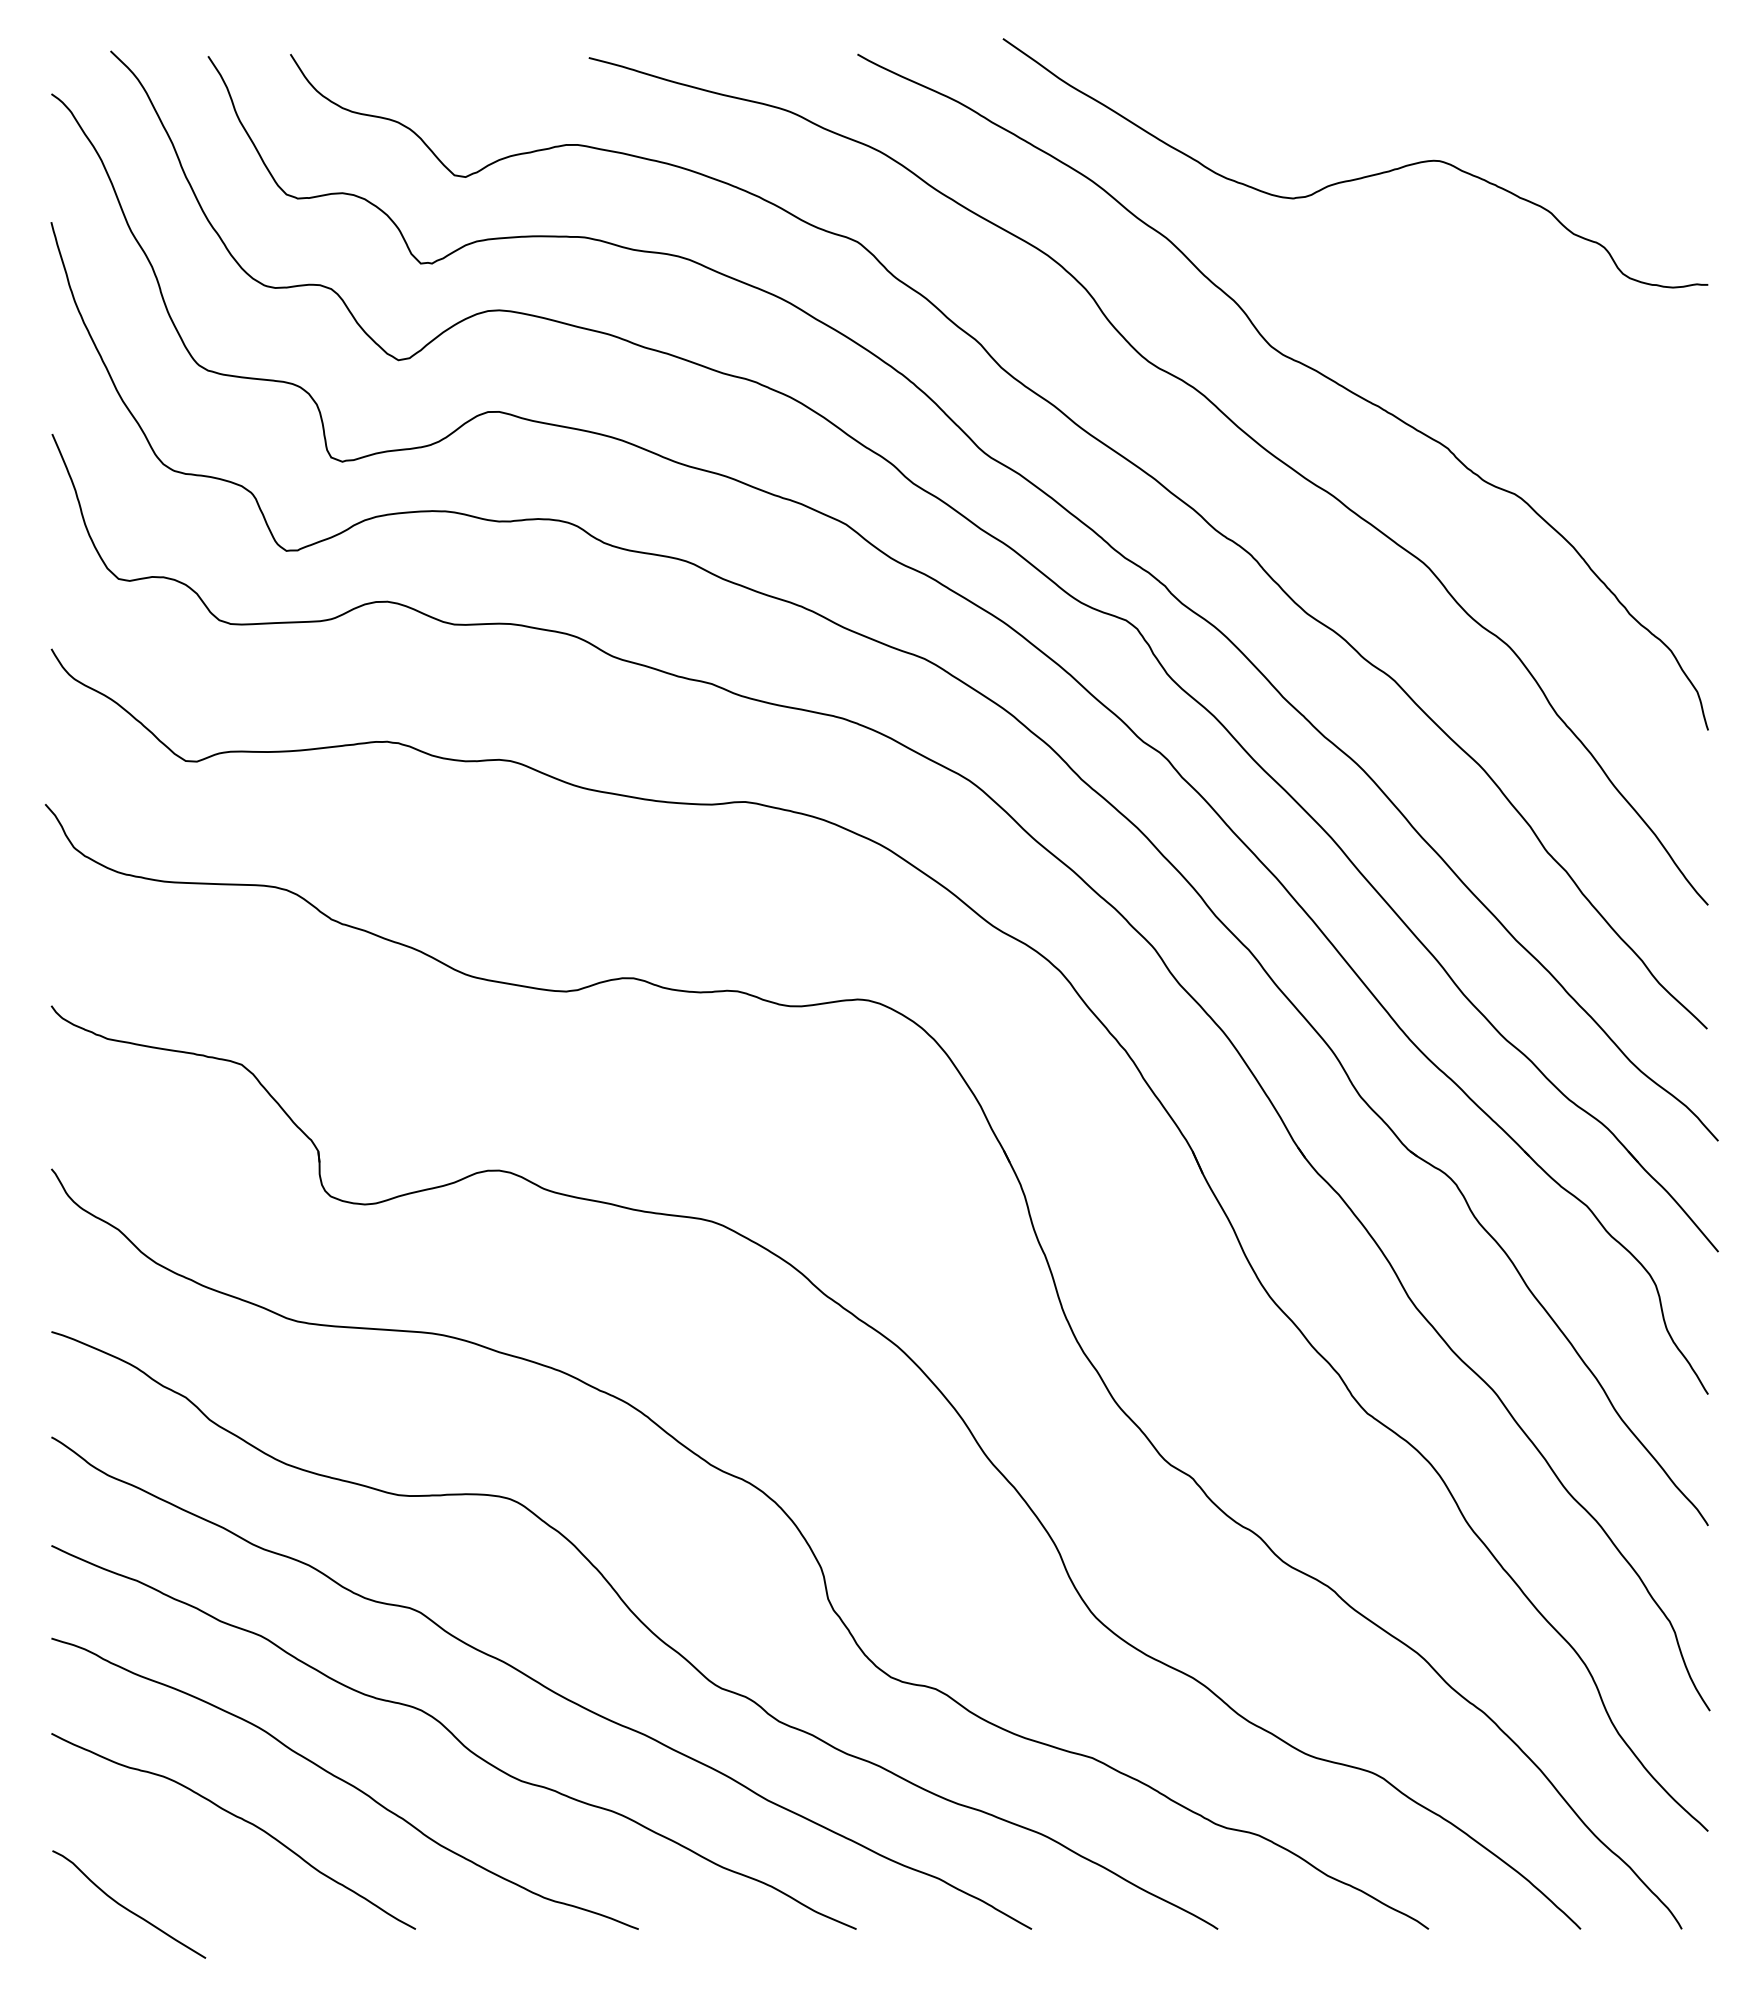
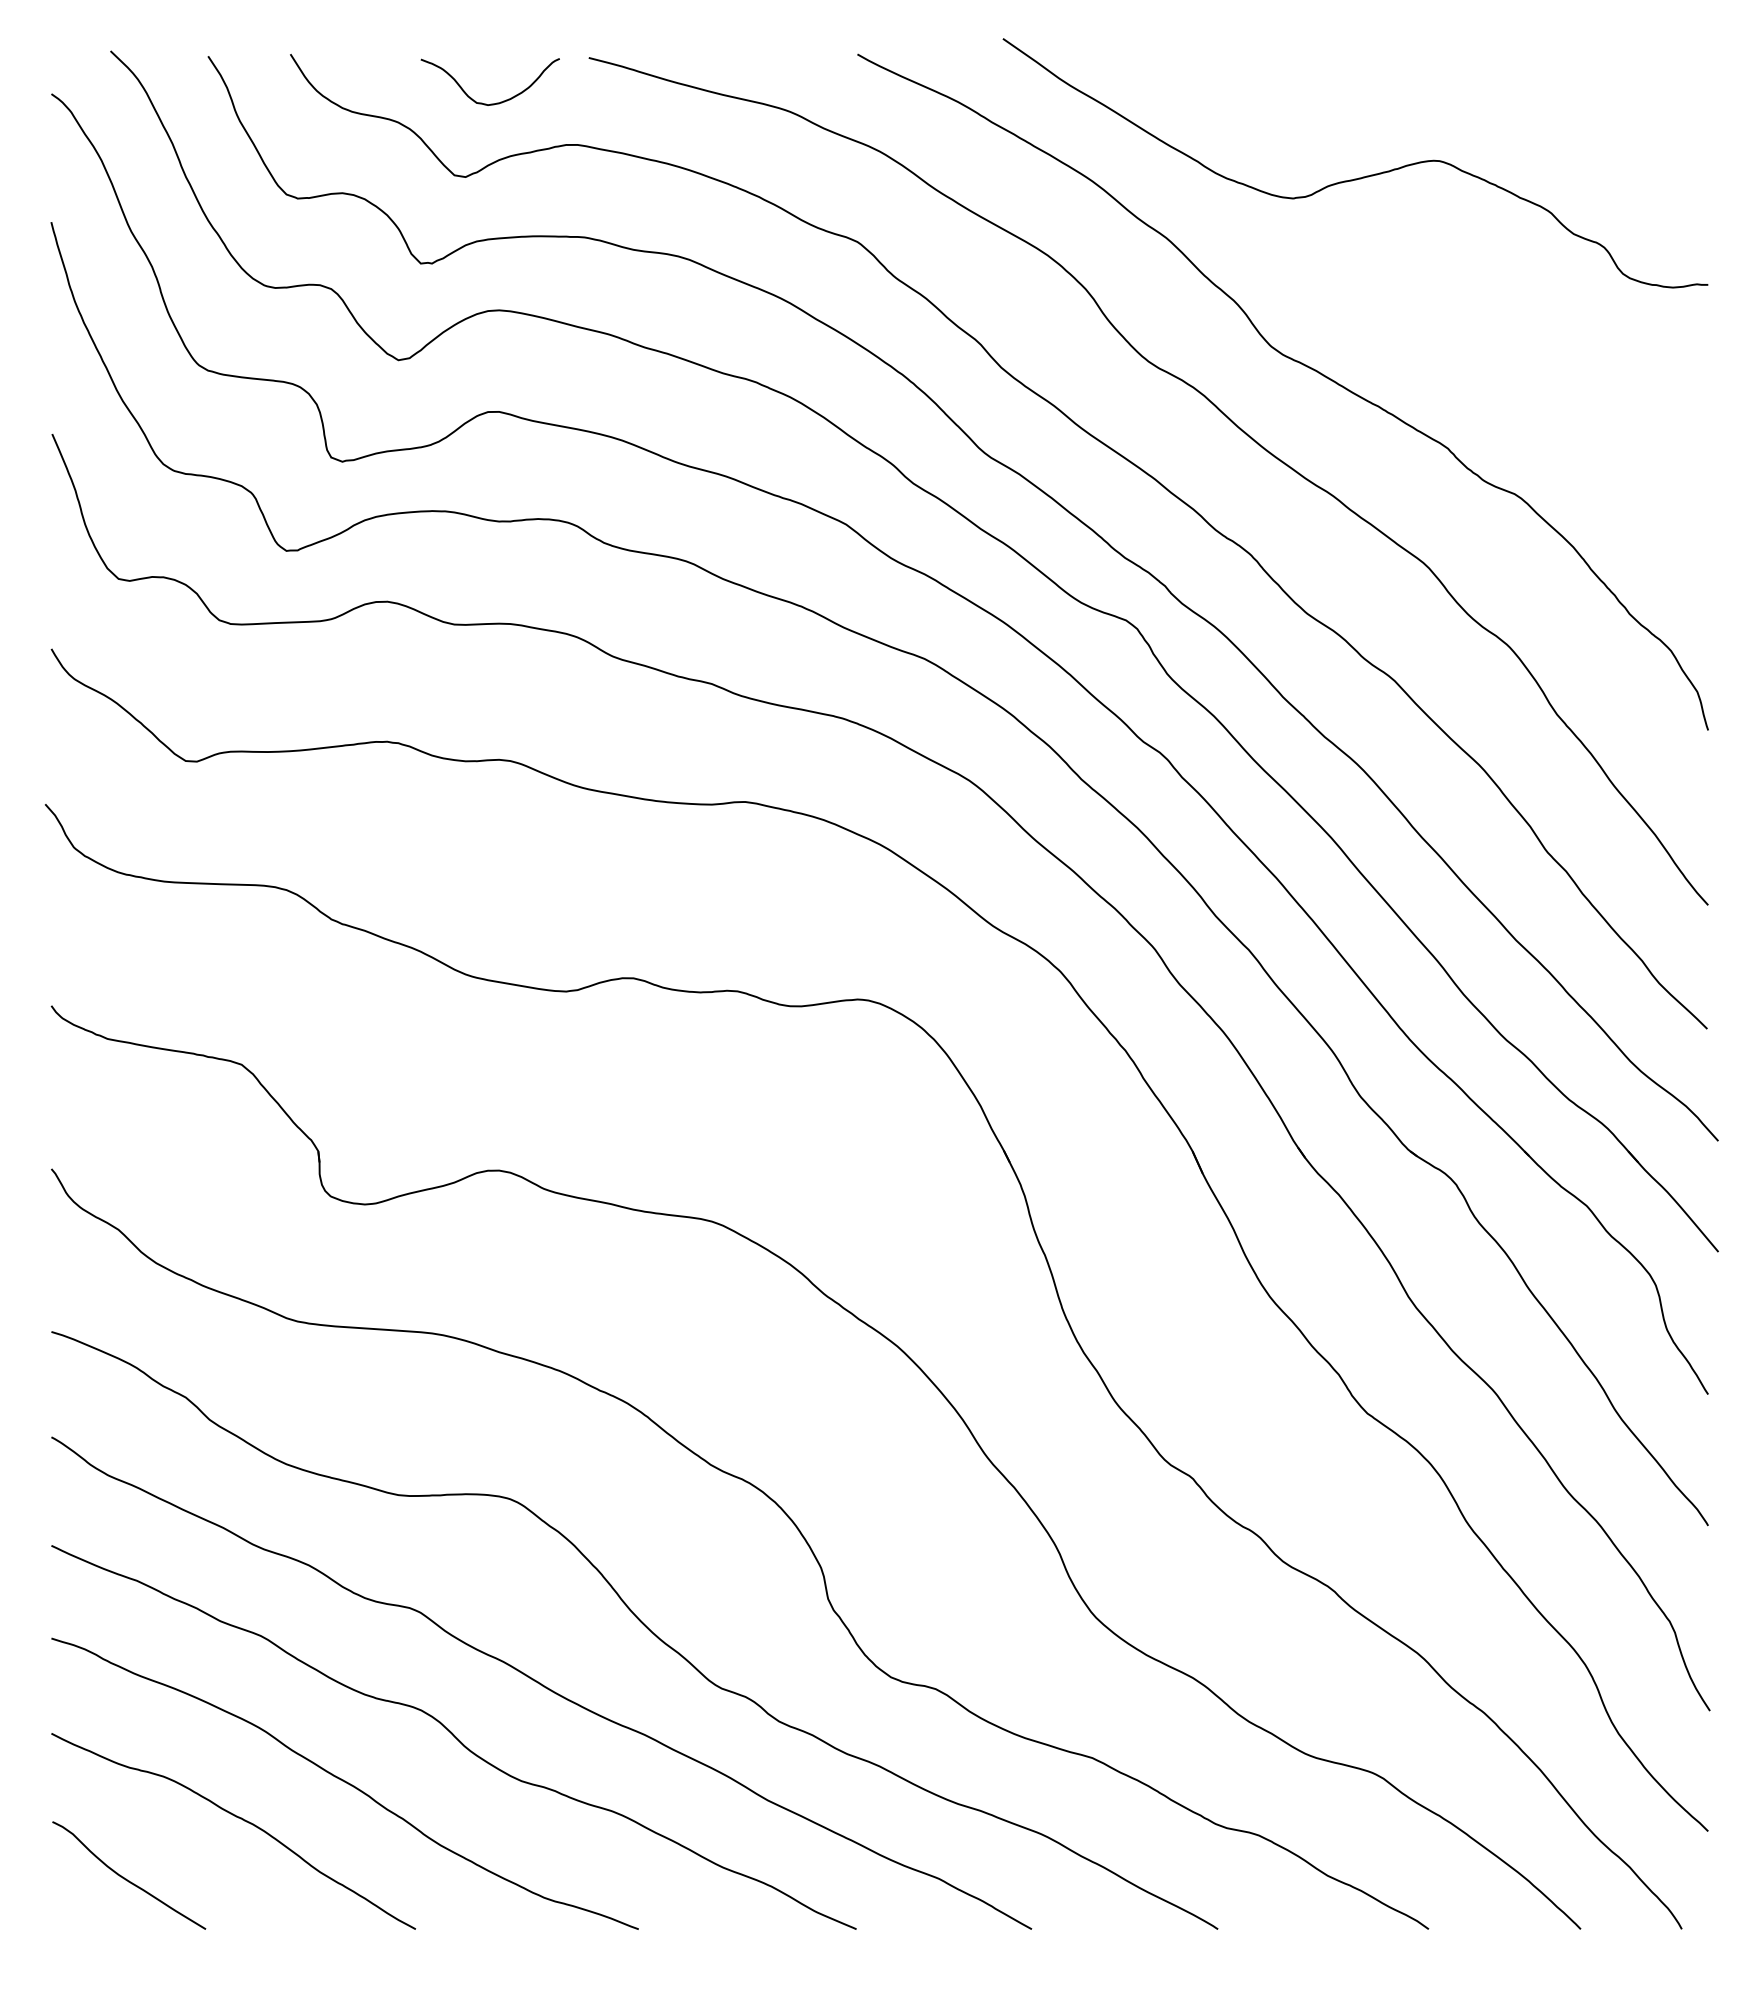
curve: none -> present (490, 103)
curve position: (126, 1907) -> (126, 1878) (126, 1878)
